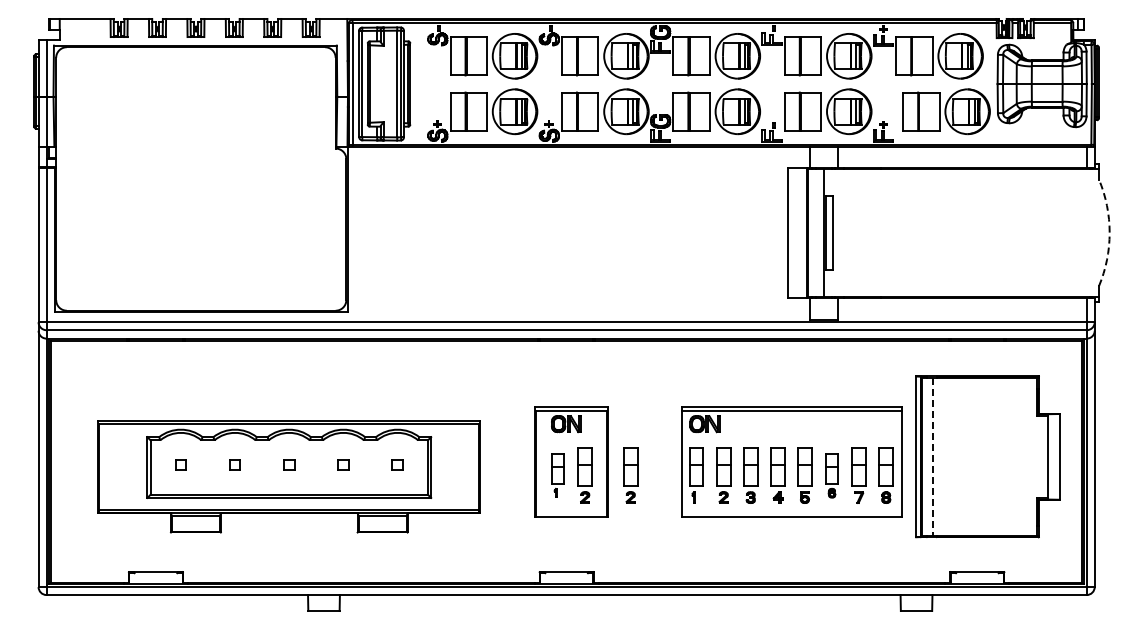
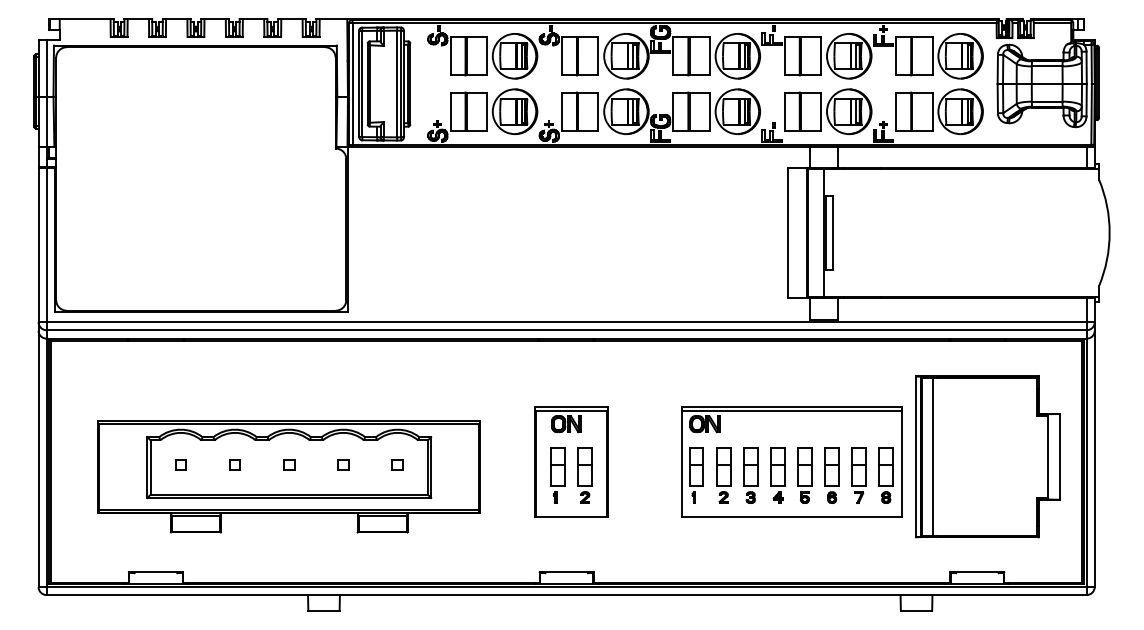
part position: (946, 111) -> (939, 111) (939, 111)
arc: dashed -> solid (1109, 232)
line: dashed -> solid (932, 457)
part size: 14x45 px -> 16x57 px (557, 475)
part: present -> none (630, 475)
part size: 14x46 px -> 16x57 px (831, 475)
